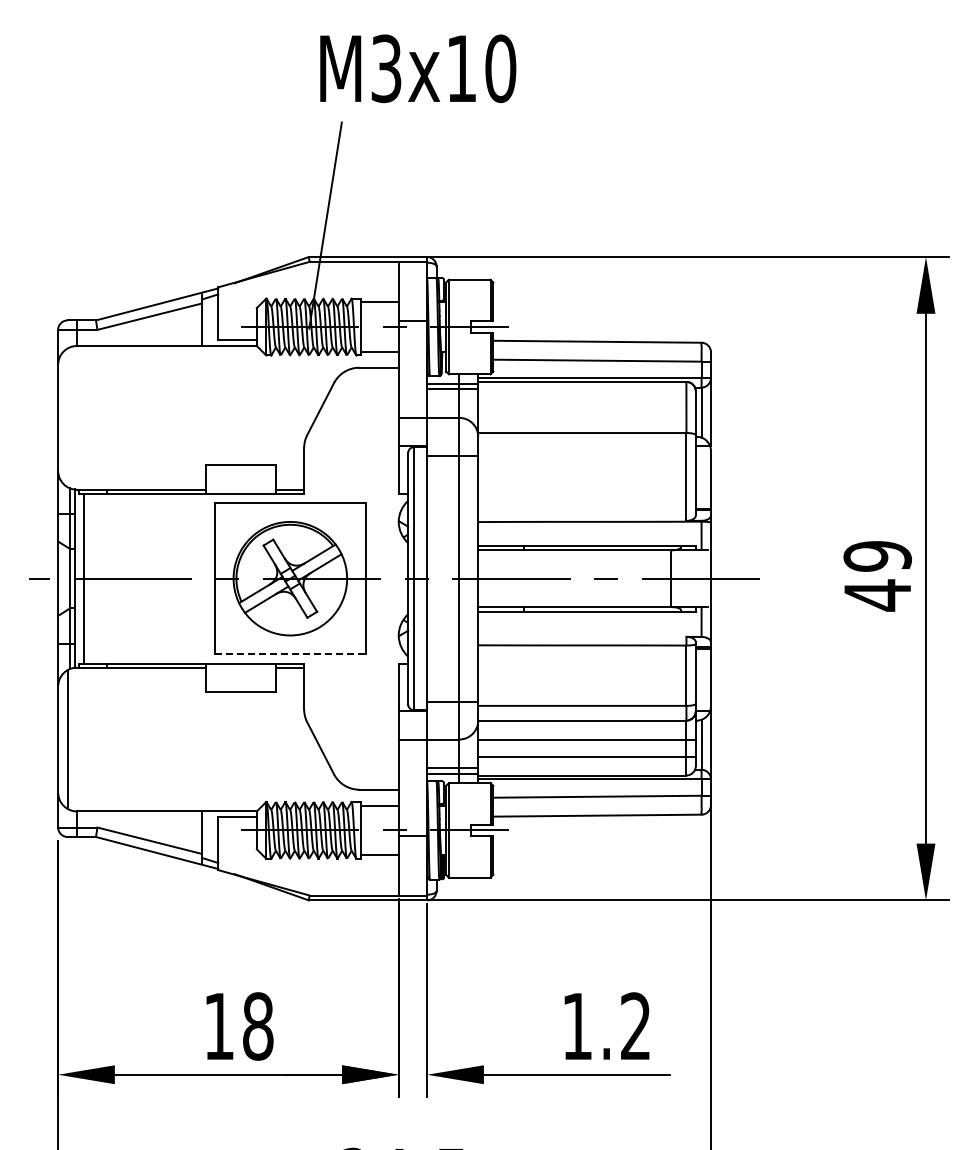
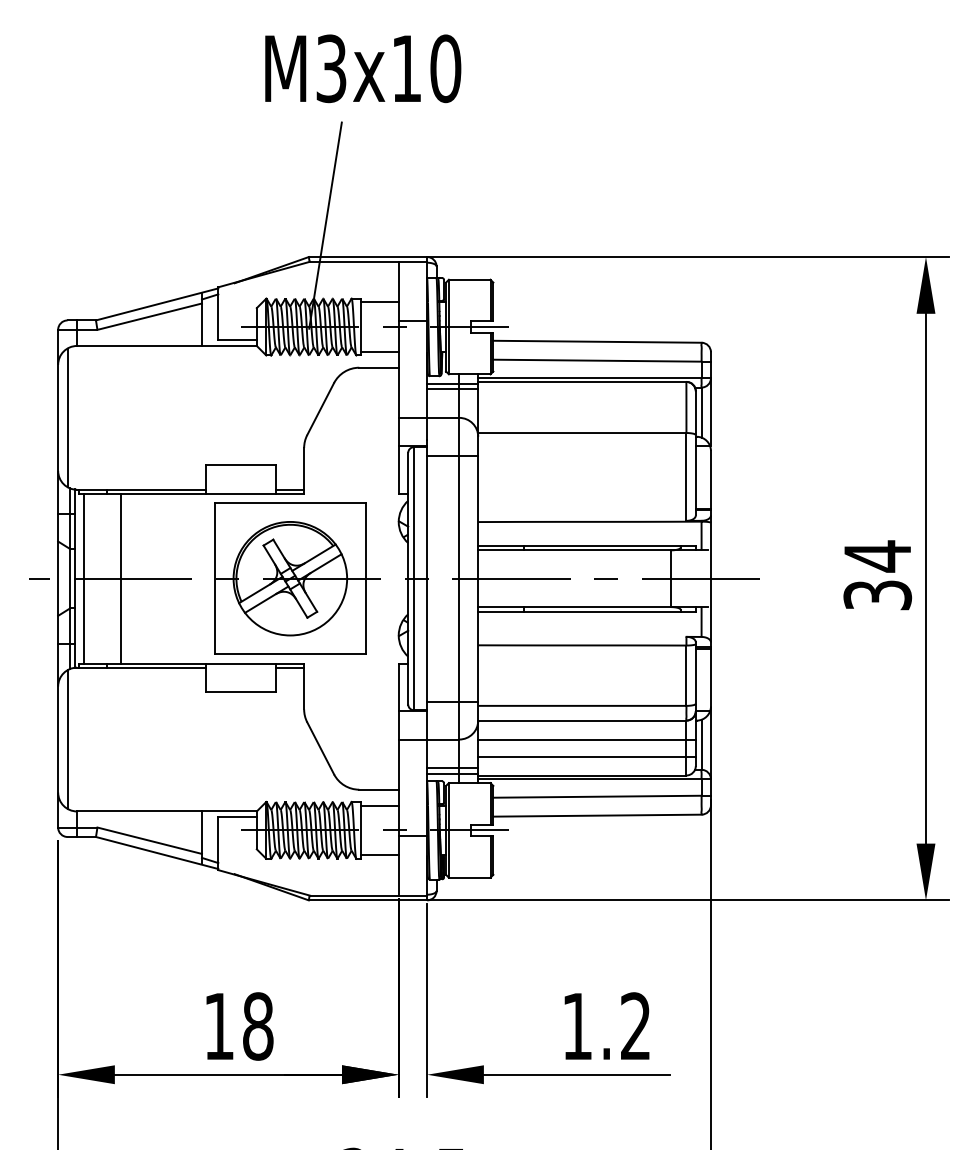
text position: (418, 68) -> (363, 68) (363, 68)
line: none -> present (67, 417)
text: 49 -> 34 (877, 575)
line: none -> present (121, 578)
line: dashed -> solid (290, 654)
